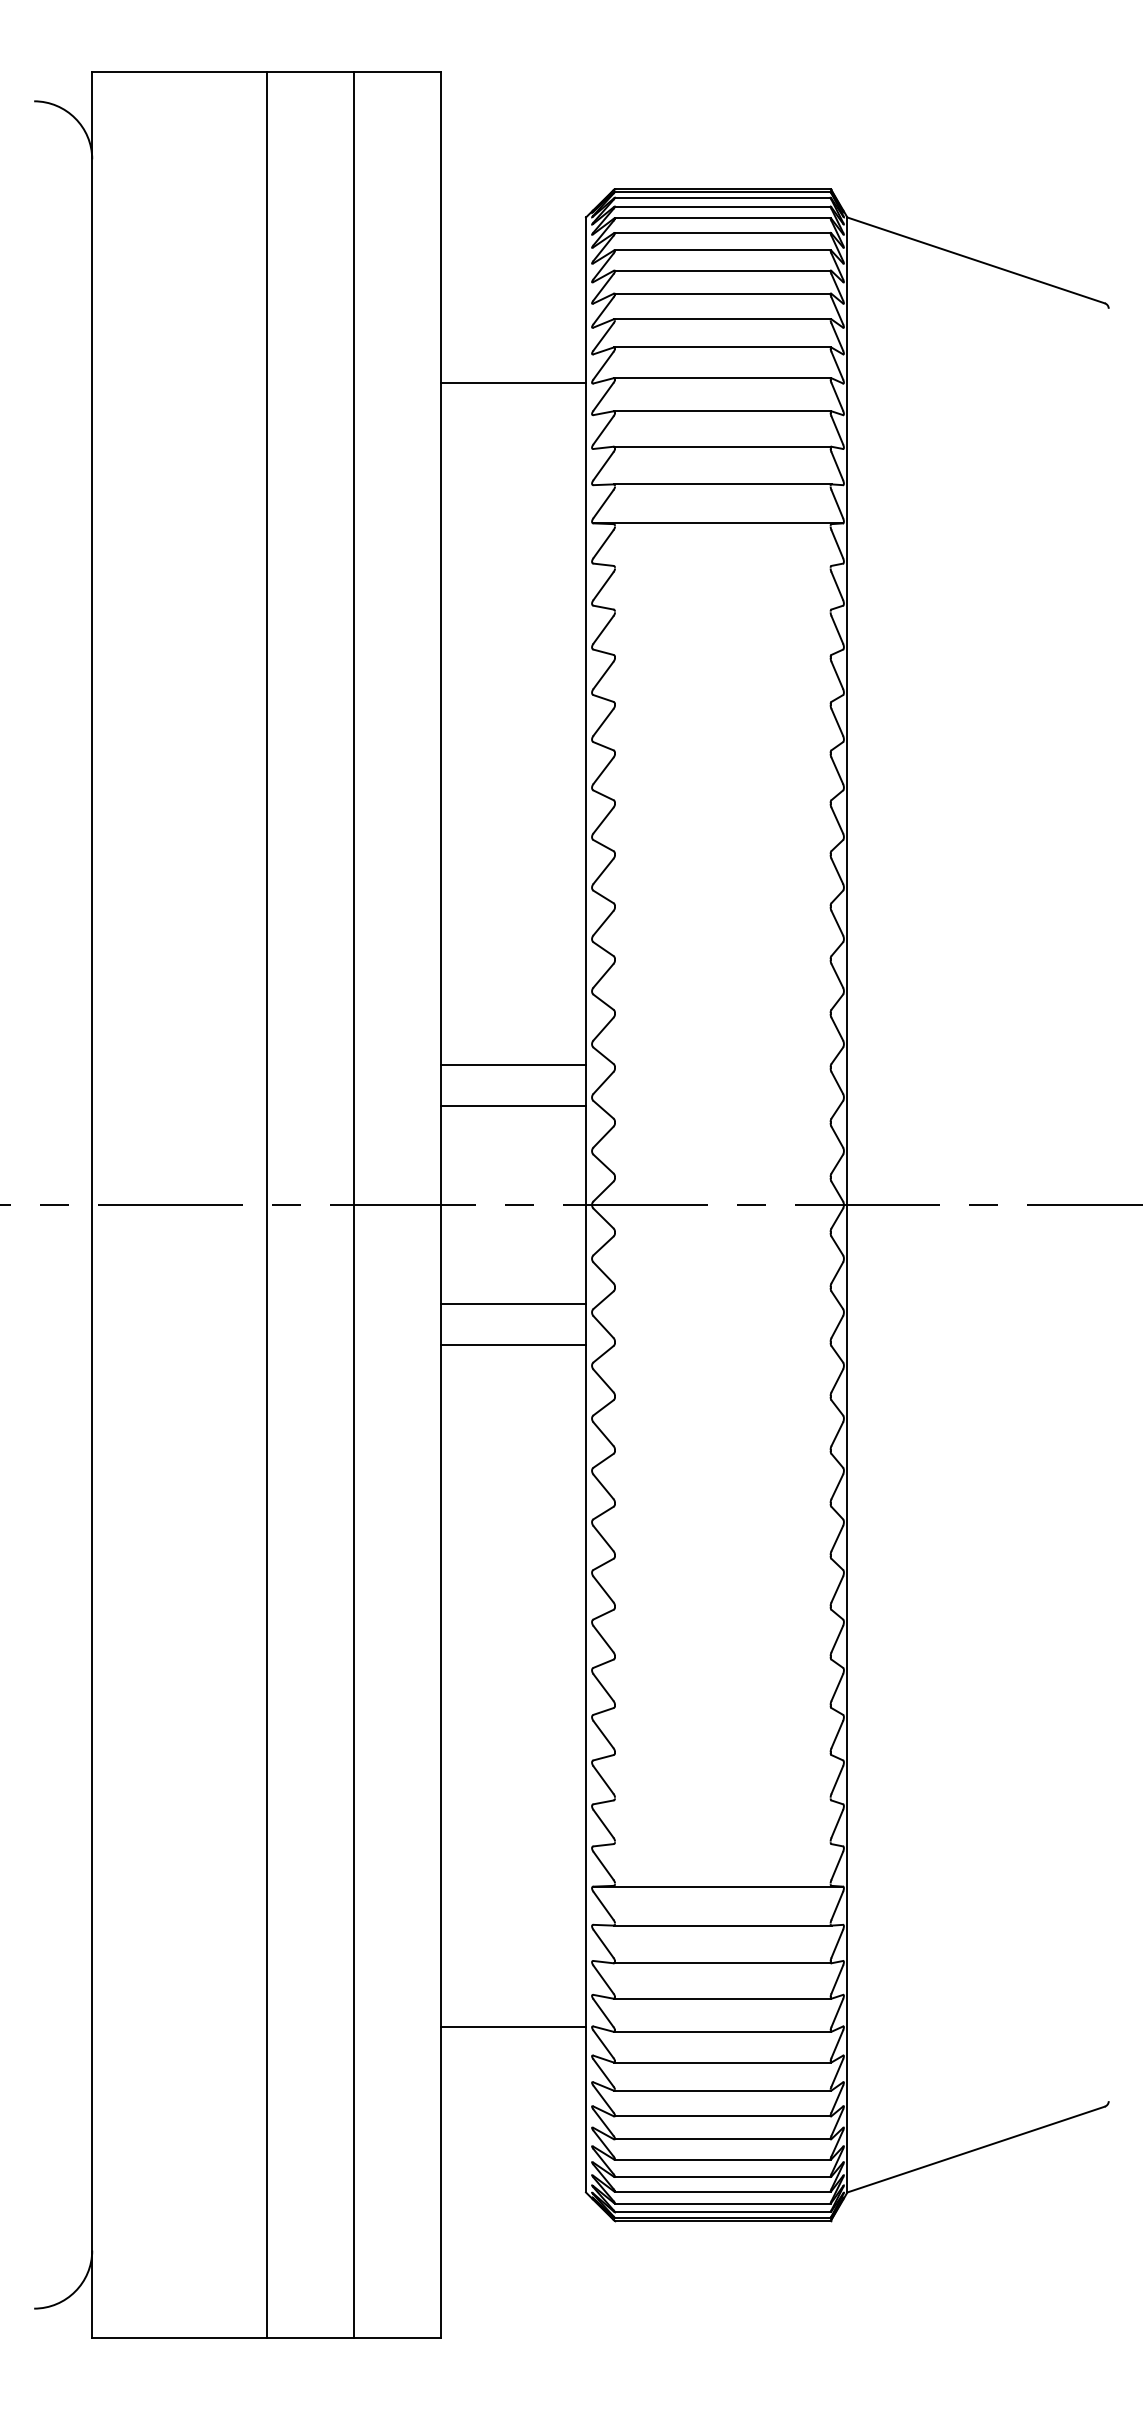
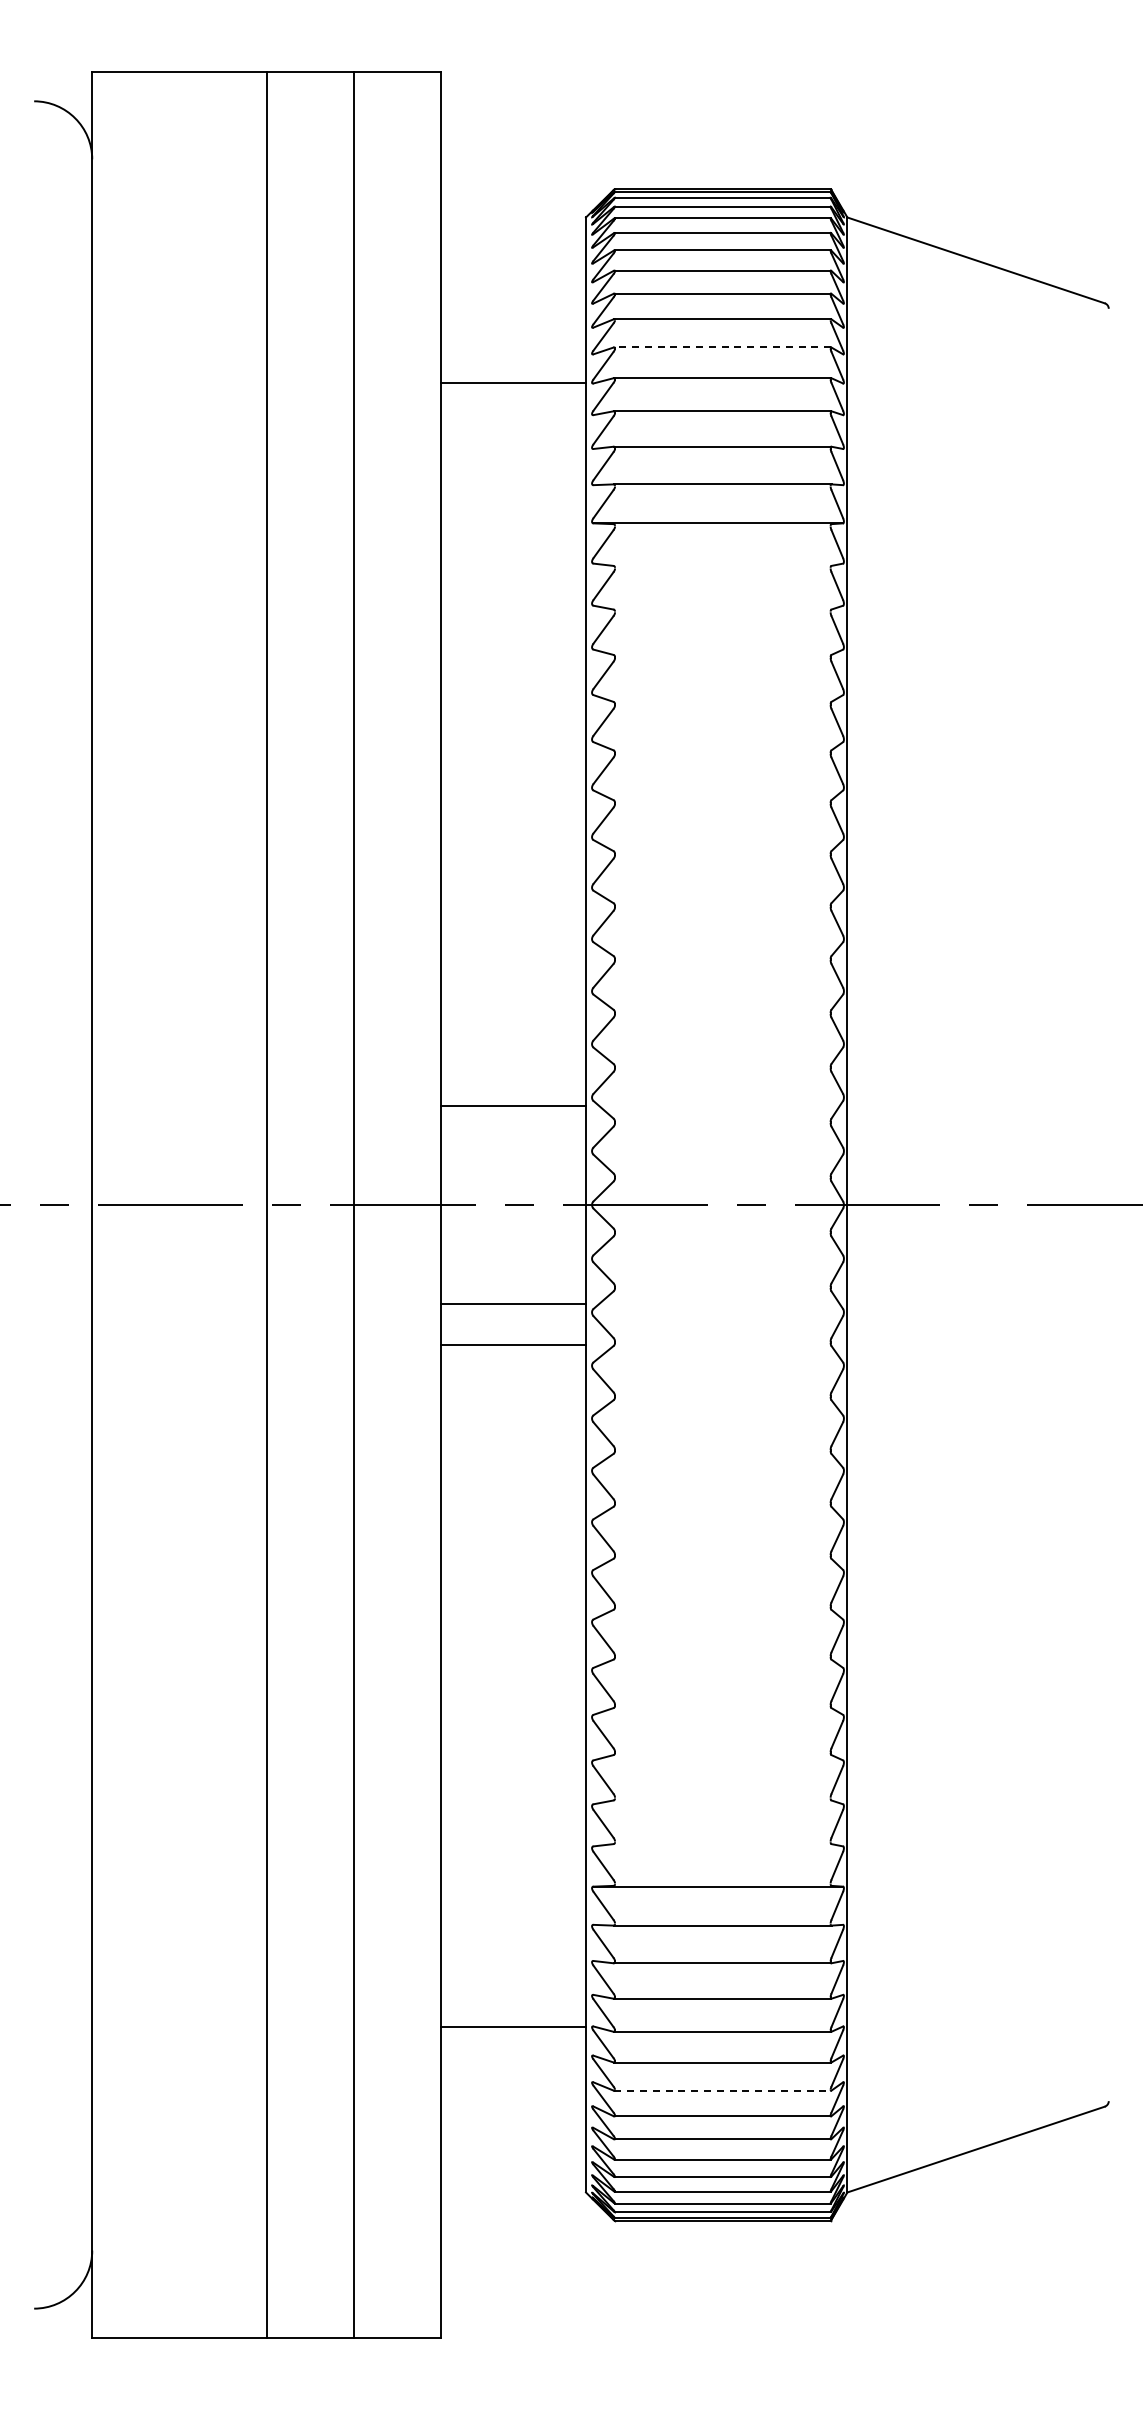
line: solid -> dashed (722, 347)
line: present -> none (512, 1064)
line: solid -> dashed (723, 2090)
